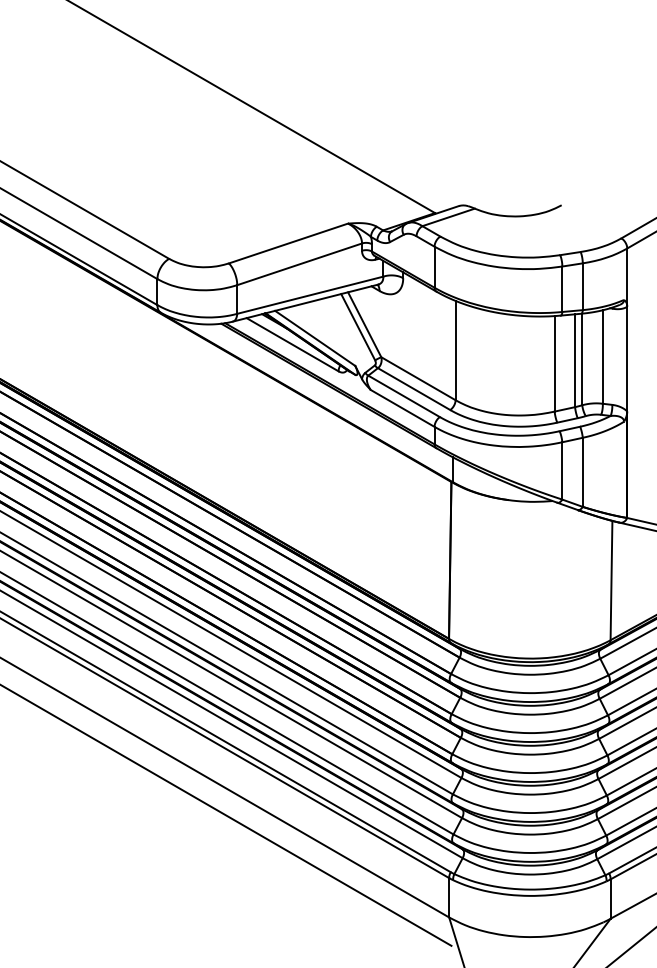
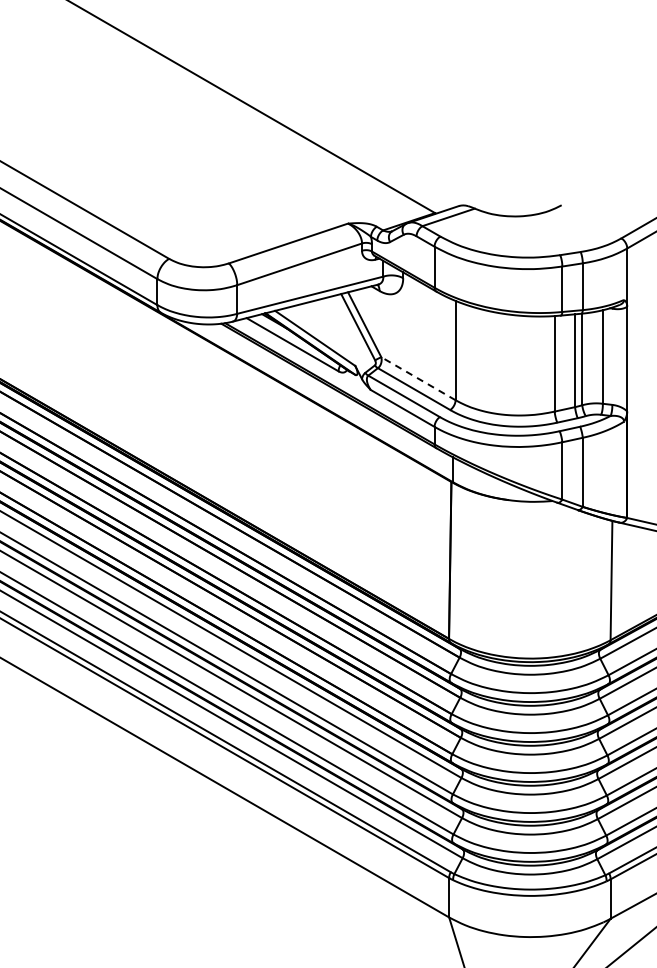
line: solid -> dashed (418, 378)
line: present -> none (226, 815)
